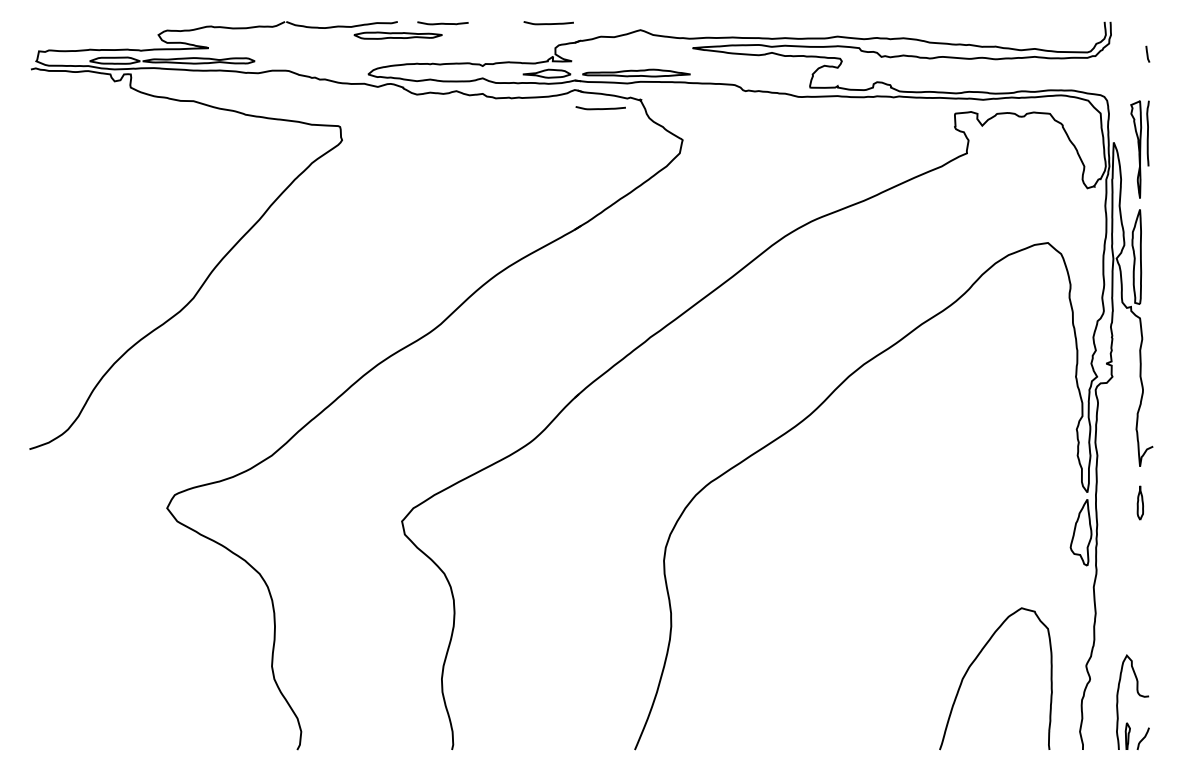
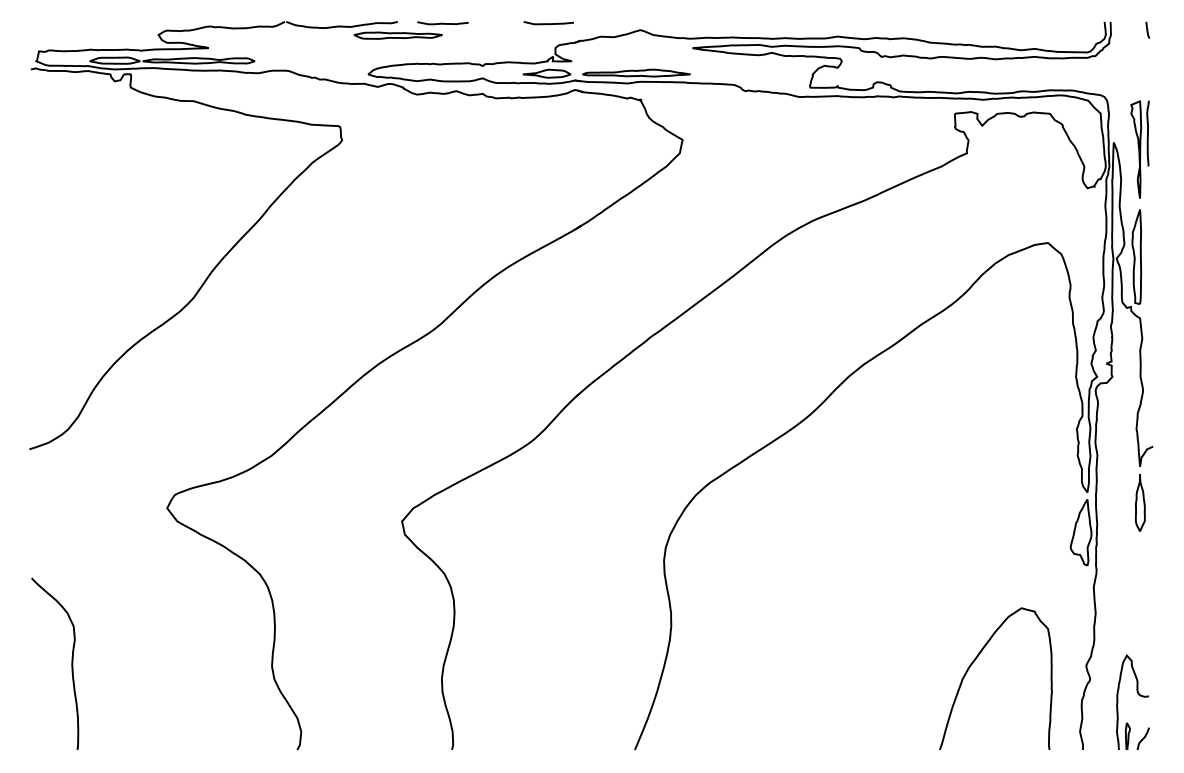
line position: (1147, 53) -> (1147, 29) (1147, 29)
curve: present -> none (600, 108)
part size: 8x36 px -> 11x58 px (1140, 502)
curve: none -> present (71, 663)
